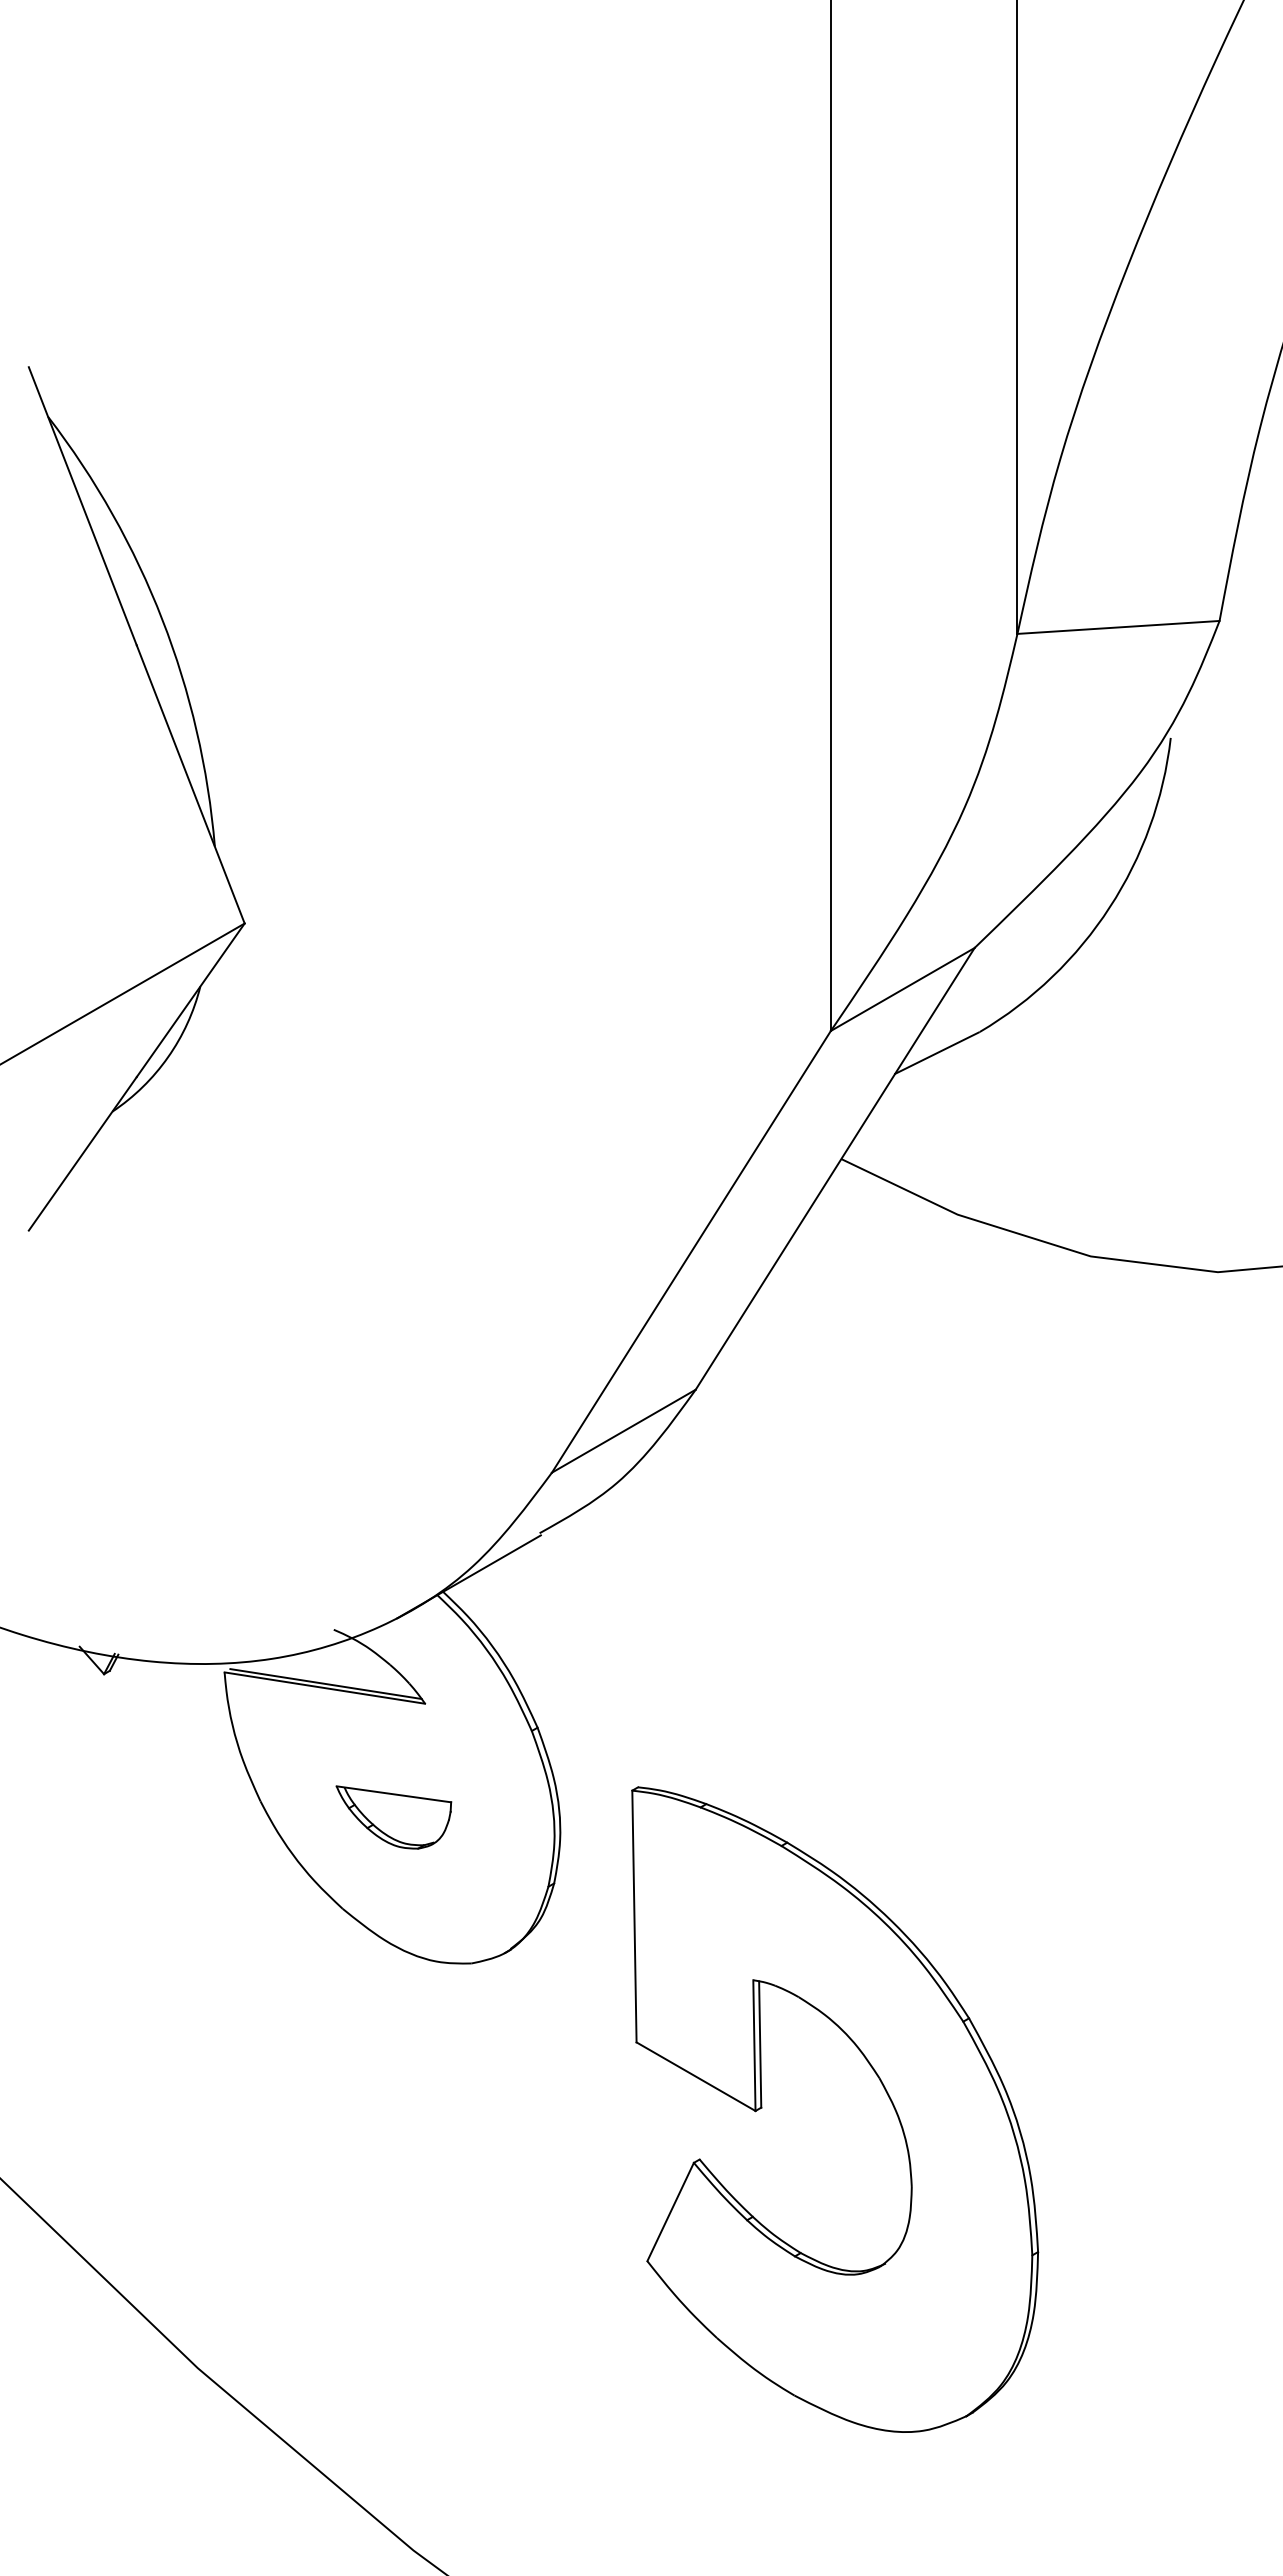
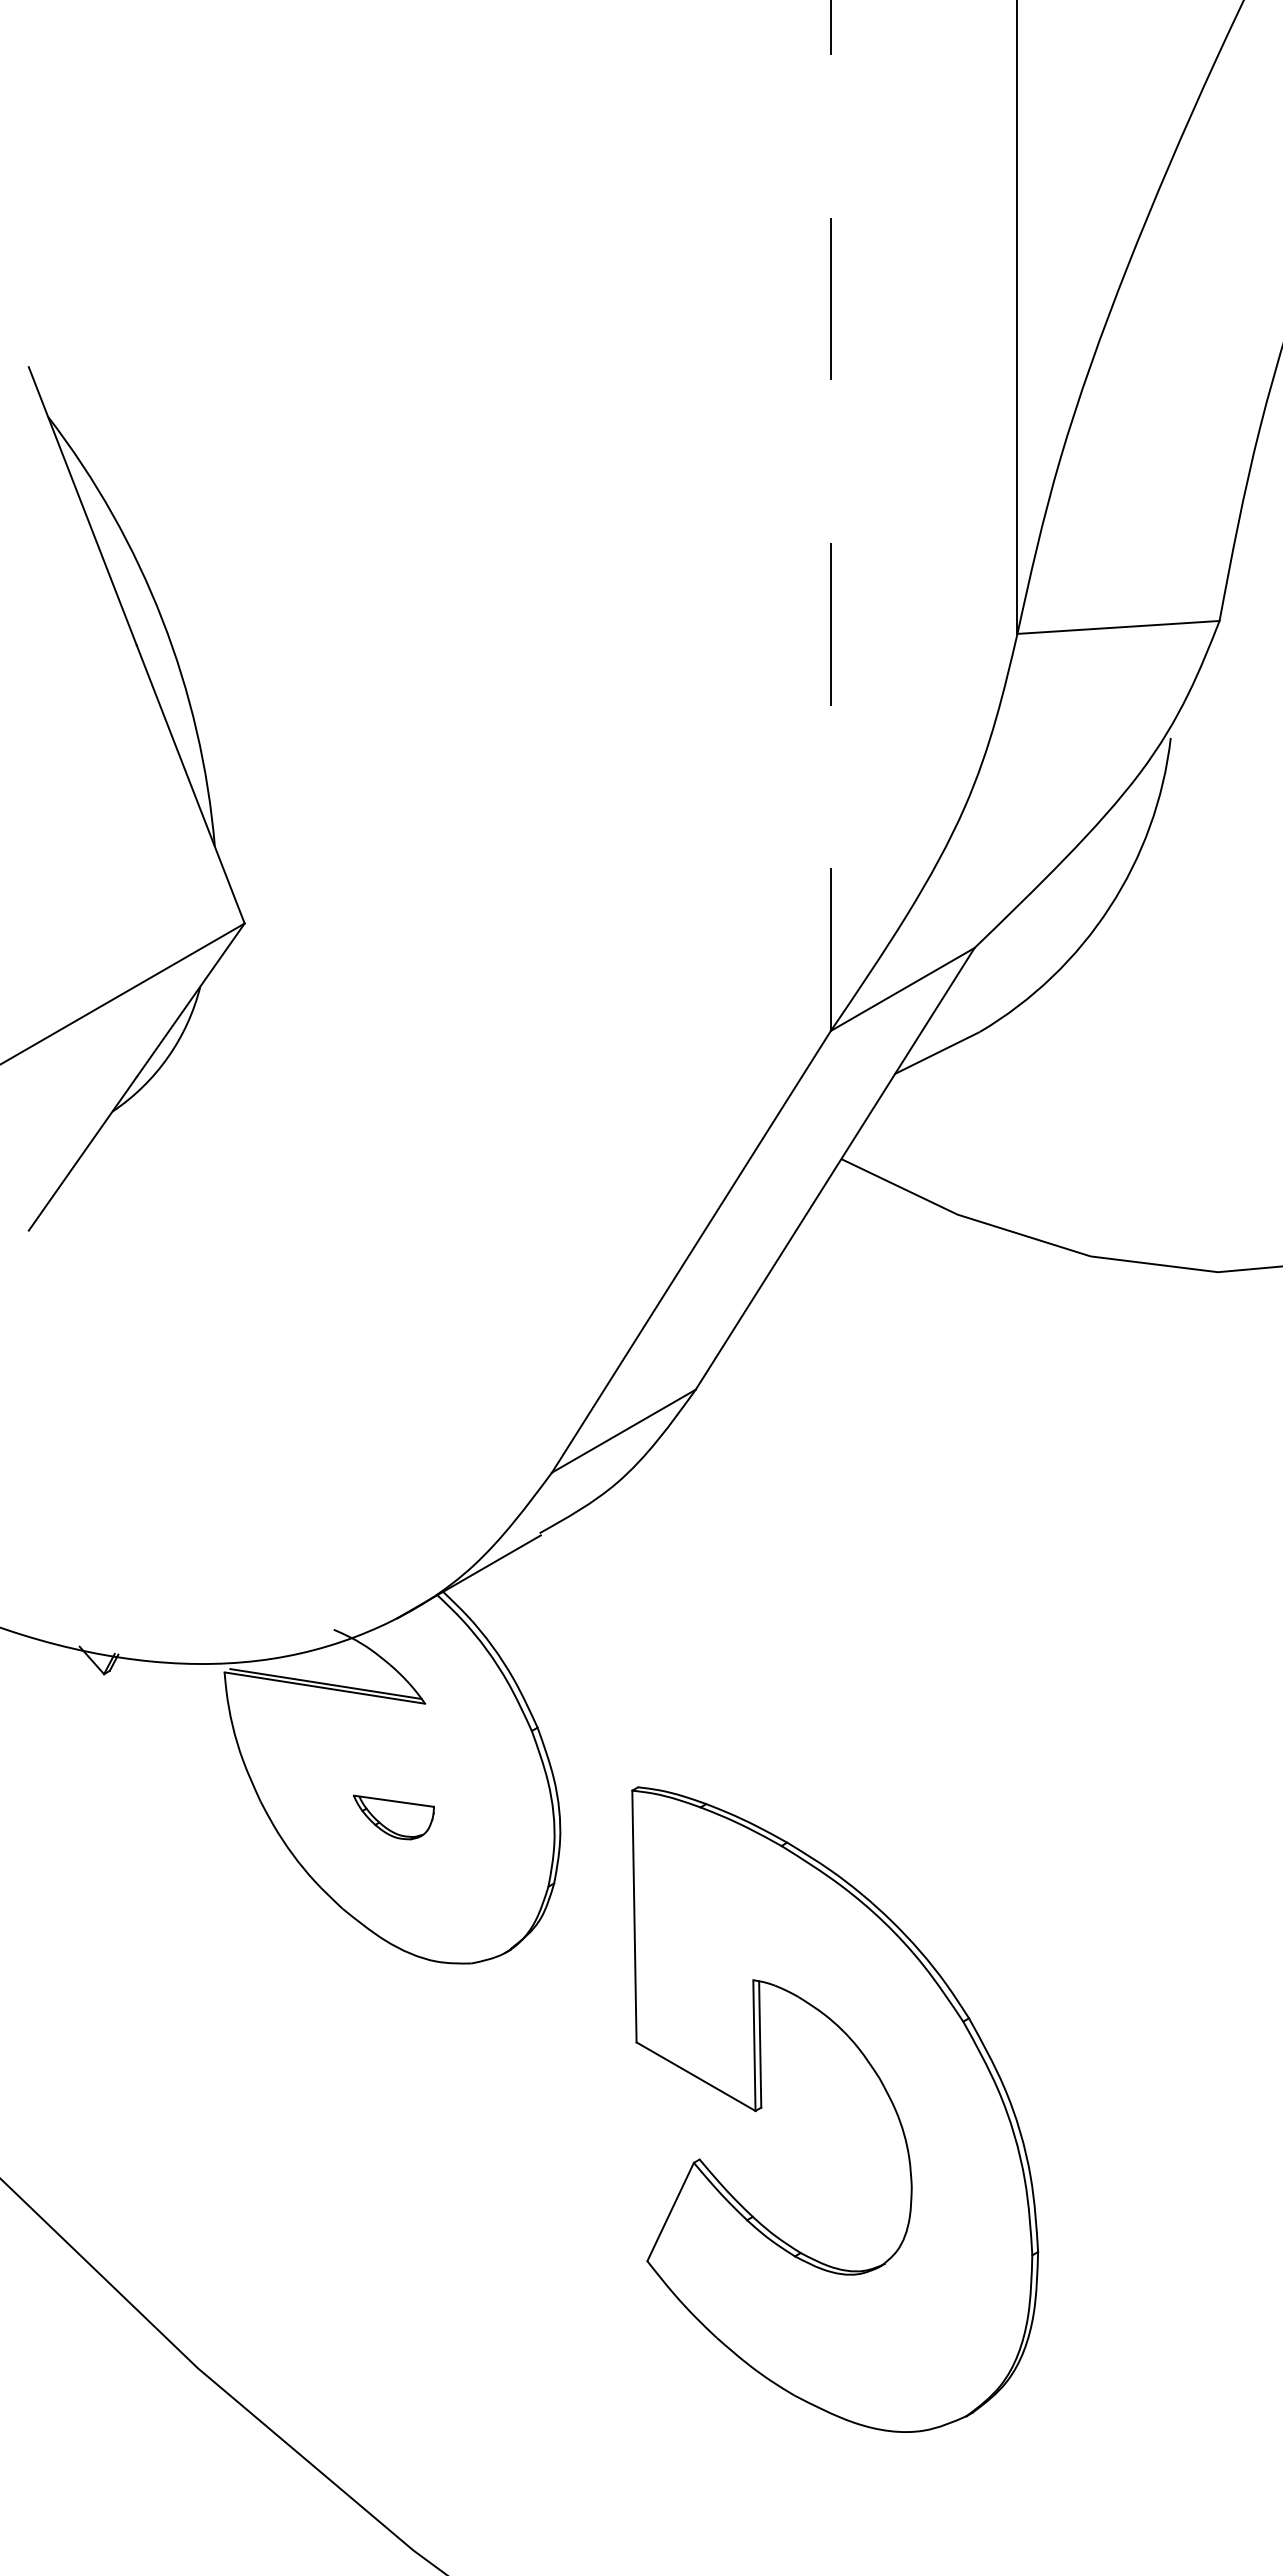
line: solid -> dashed (830, 515)
part size: 118x65 px -> 82x47 px (393, 1817)
